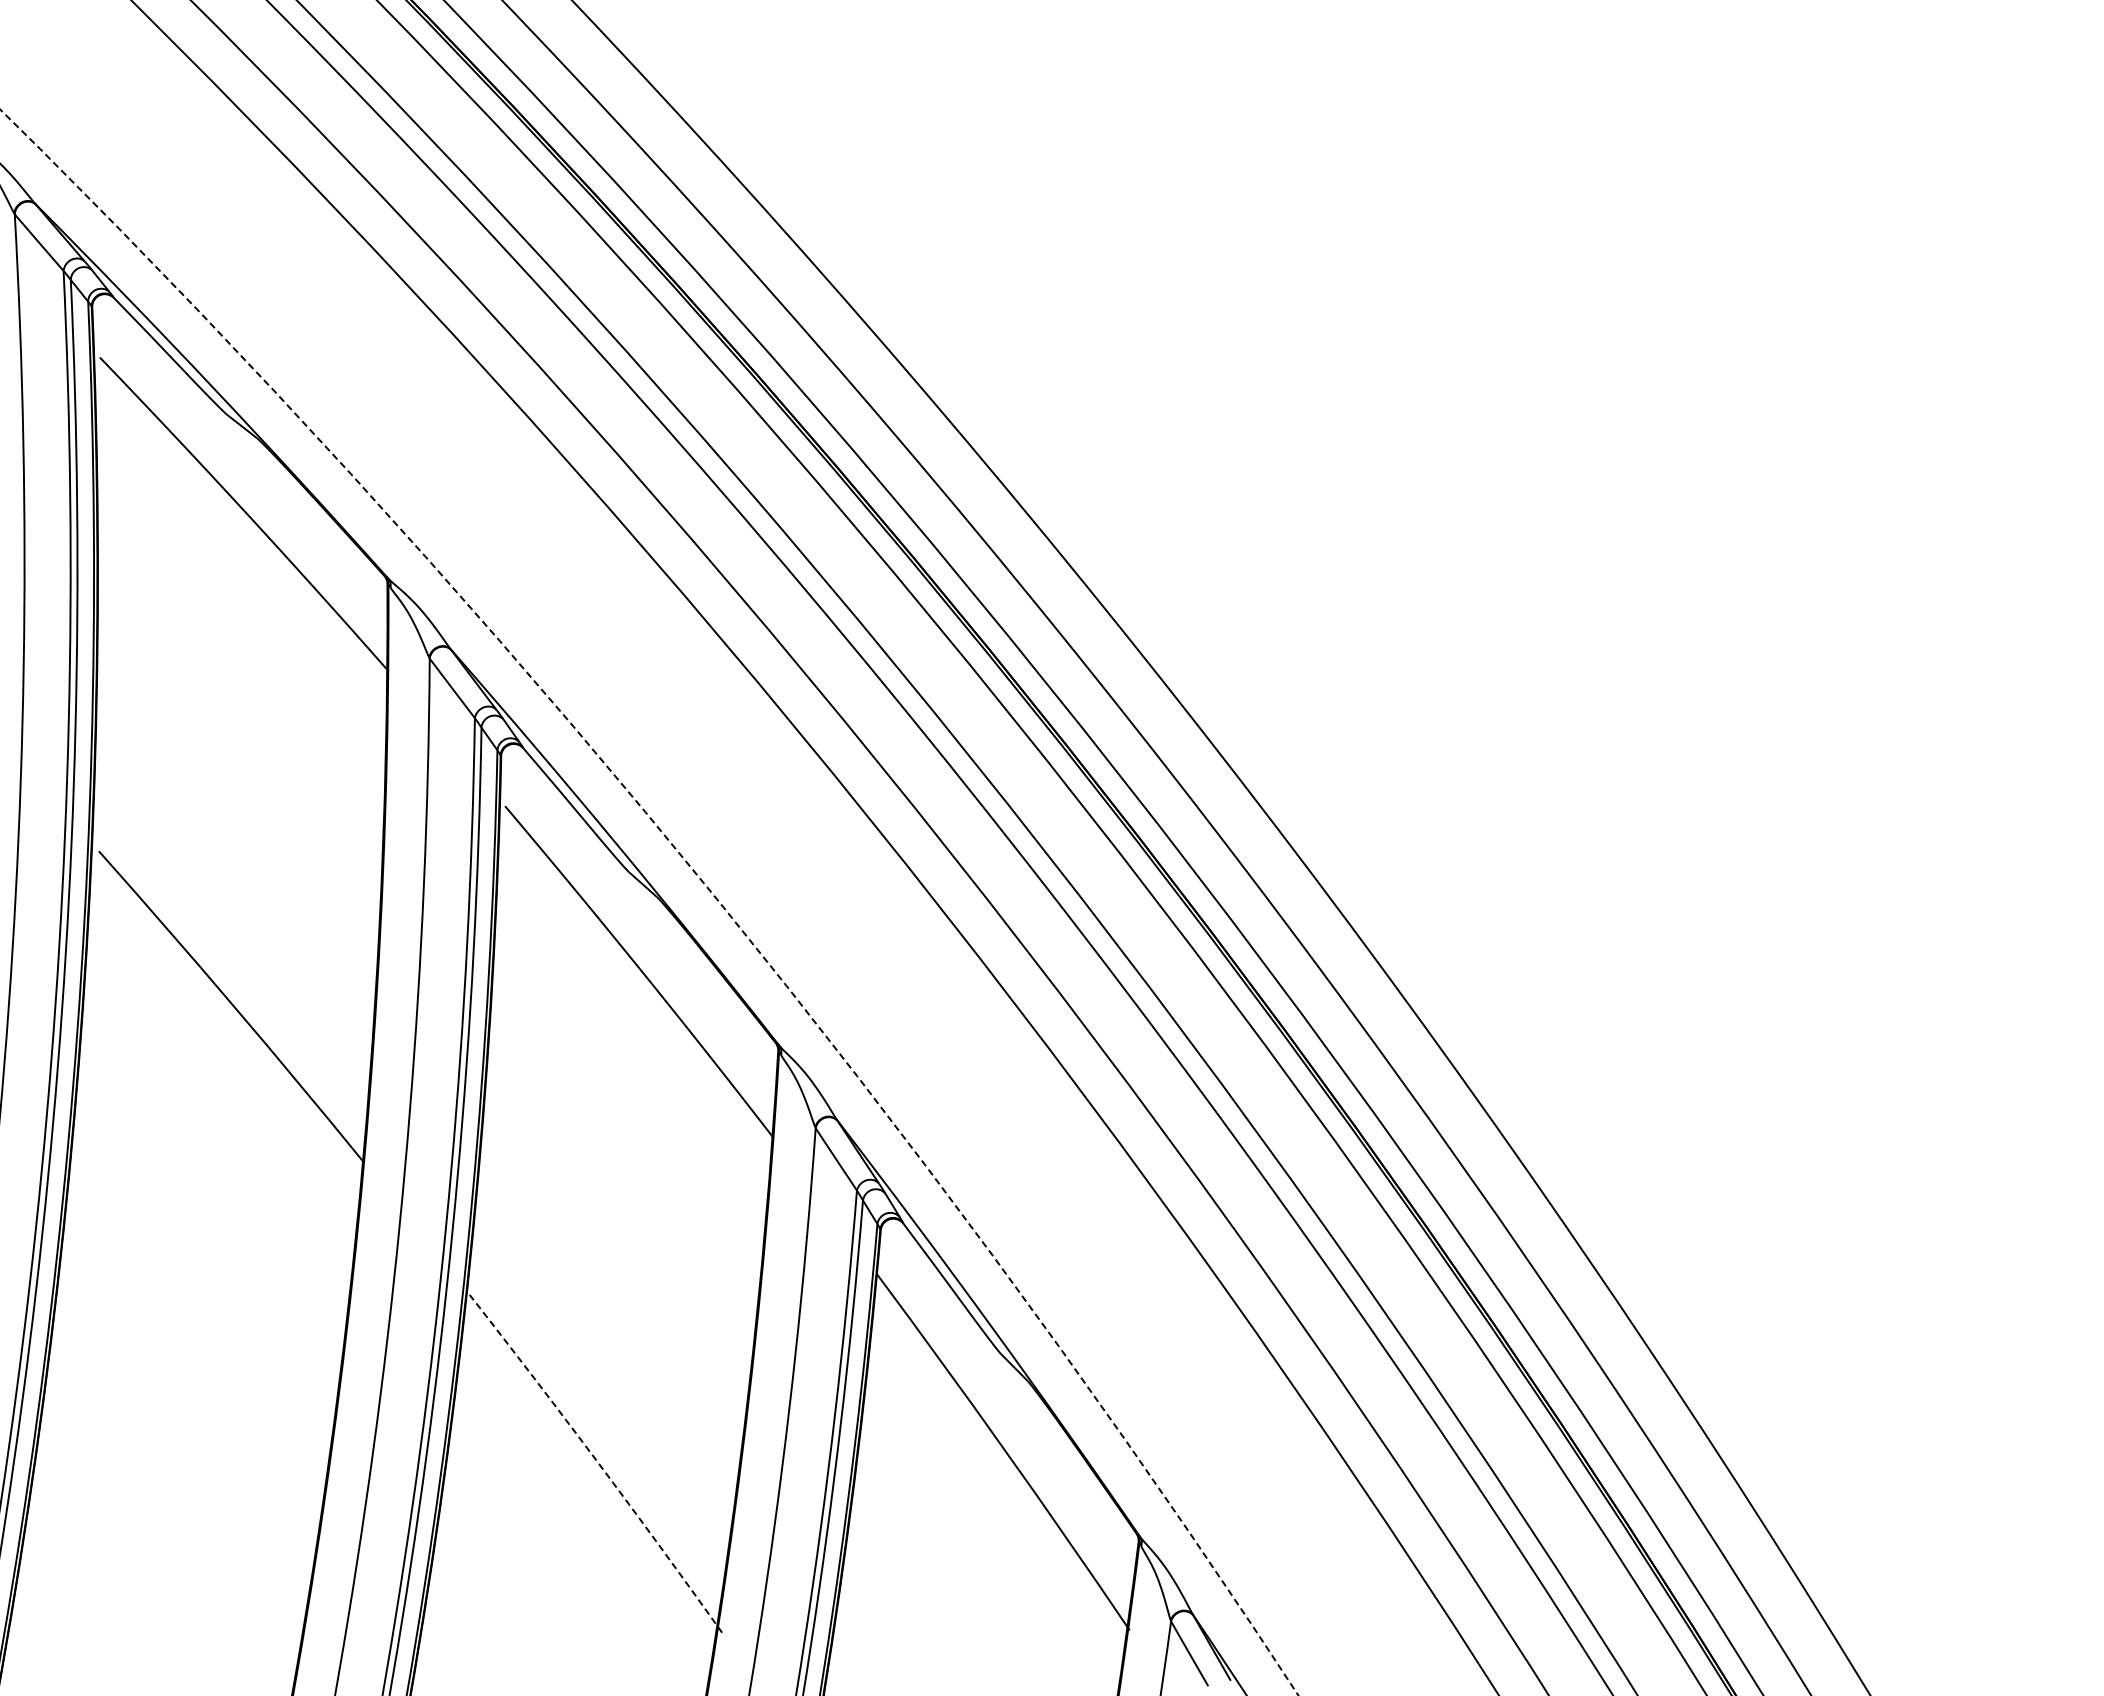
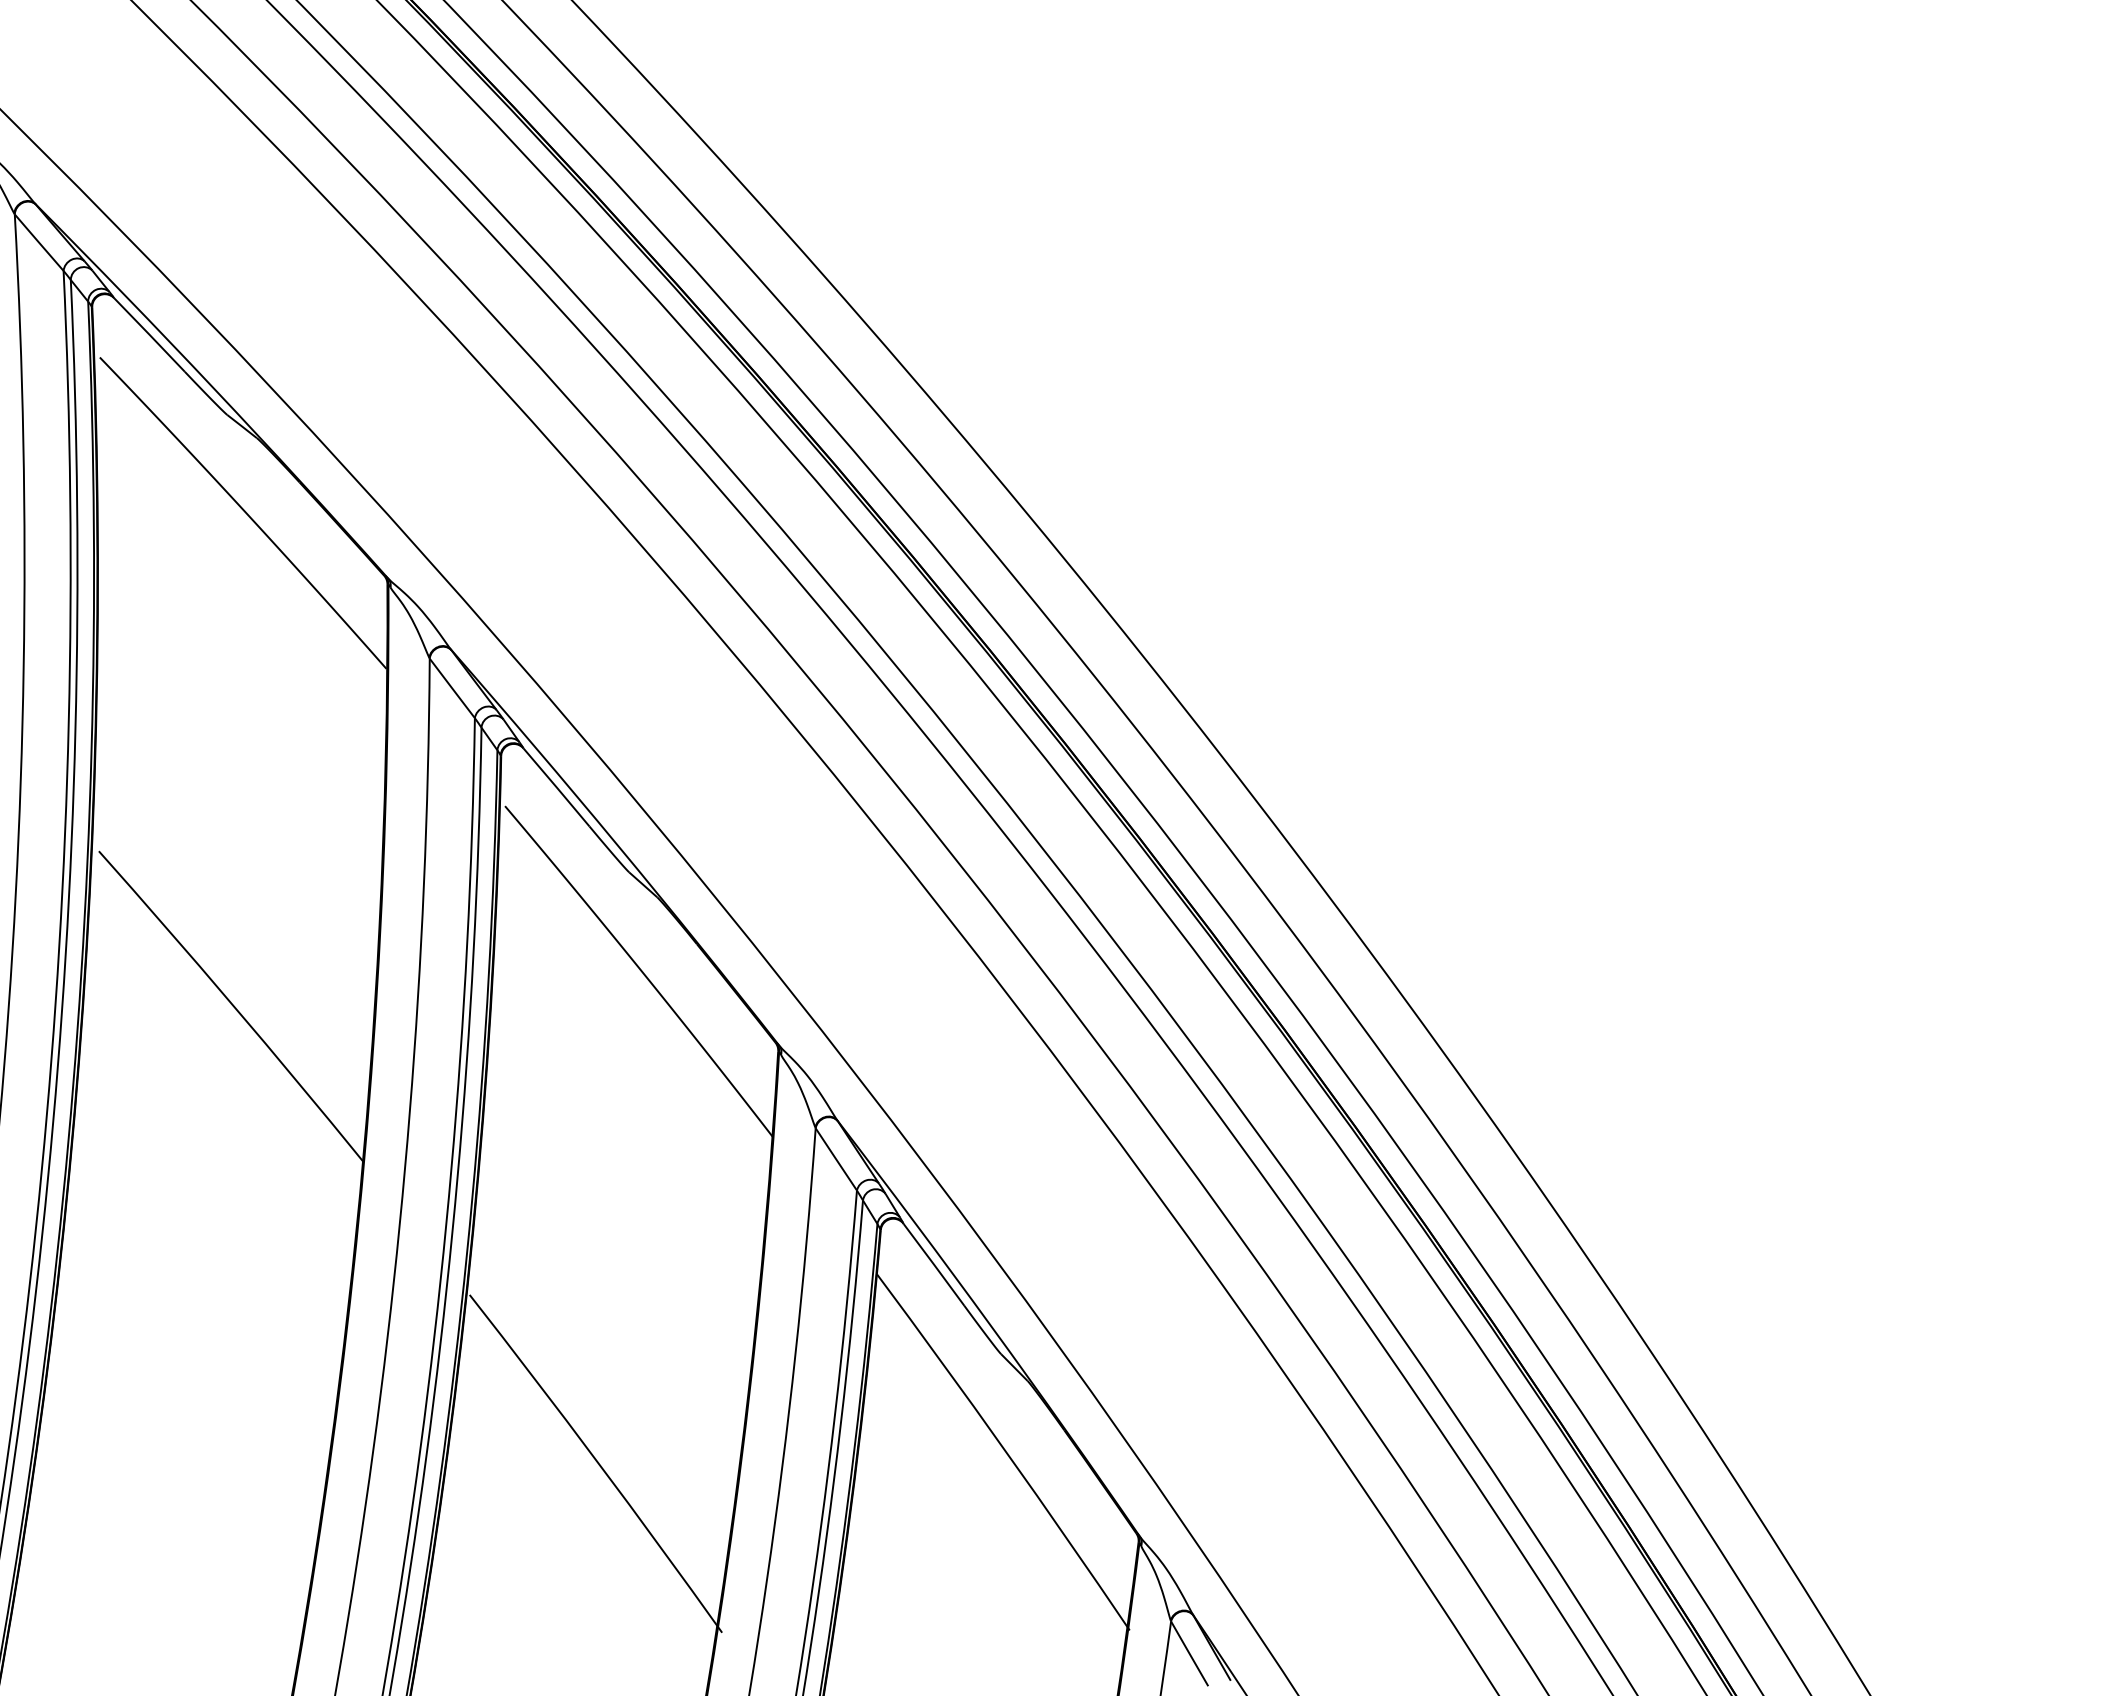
arc: dashed -> solid (690, 867)
arc: dashed -> solid (597, 1462)
